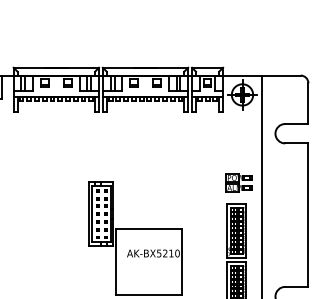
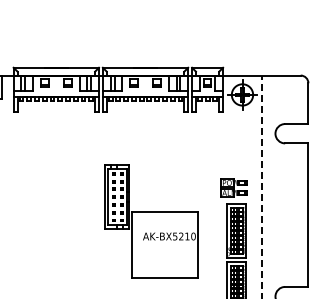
part position: (238, 182) -> (233, 187) (233, 187)
line: solid -> dashed (261, 187)
part position: (135, 238) -> (151, 221) (151, 221)
